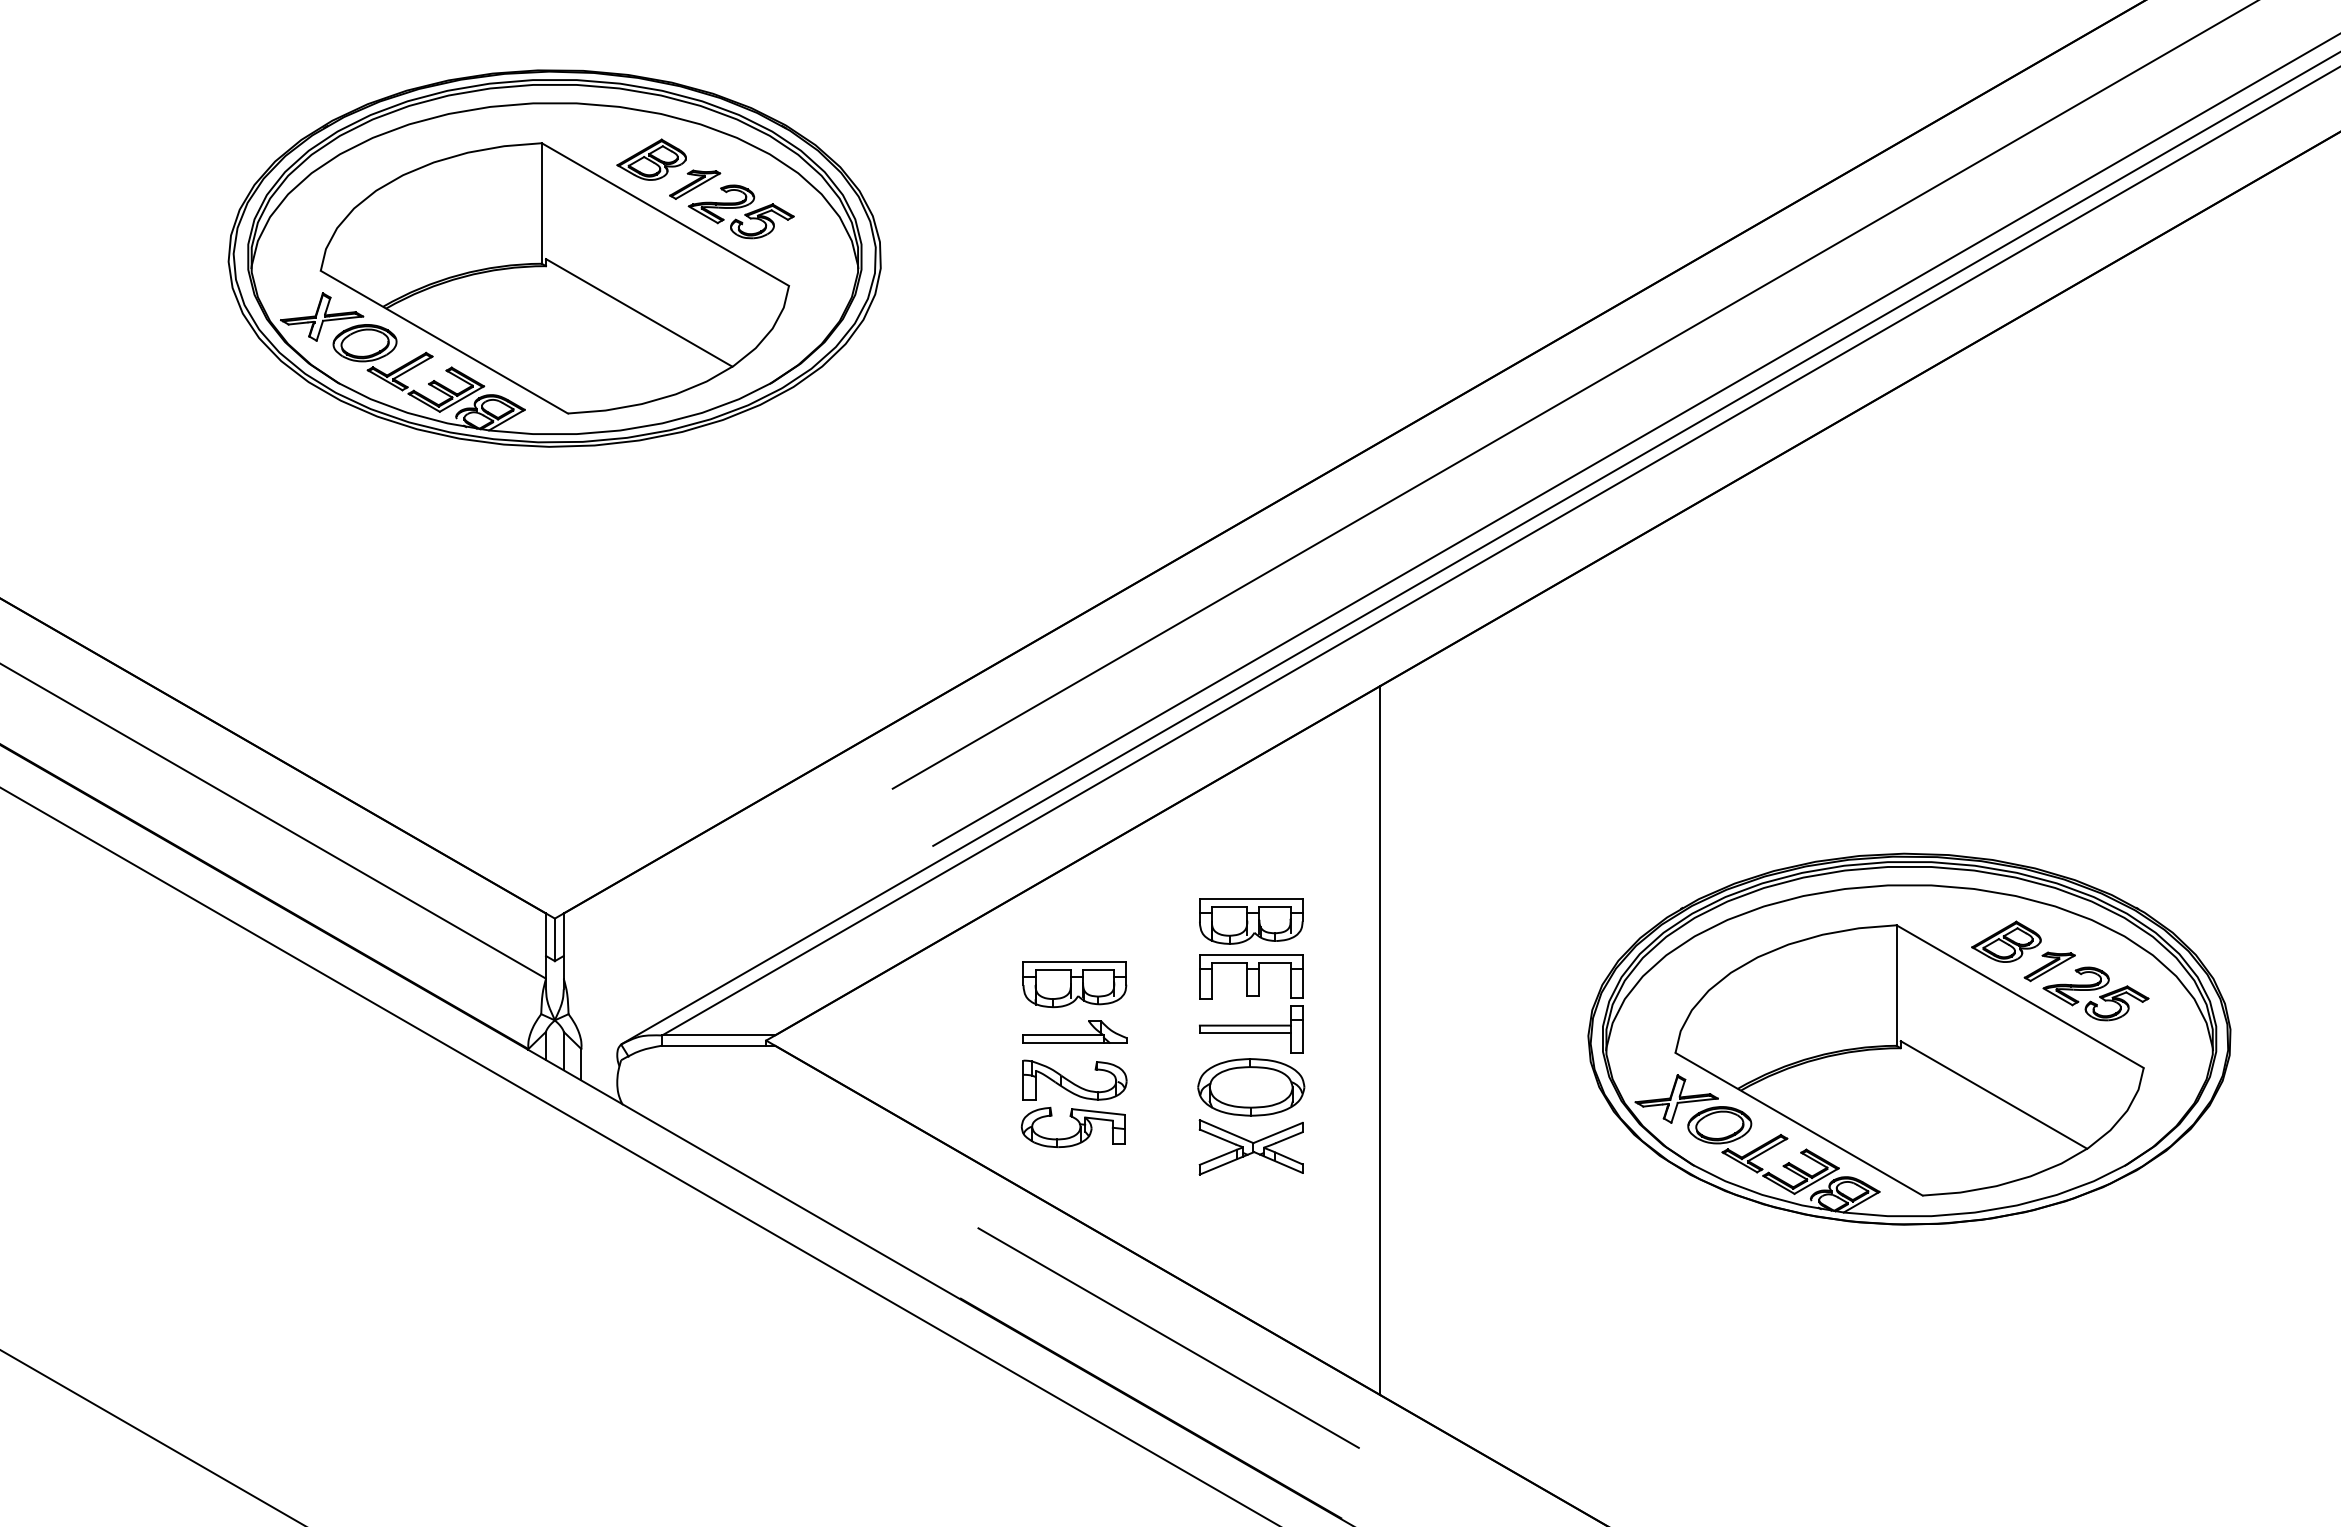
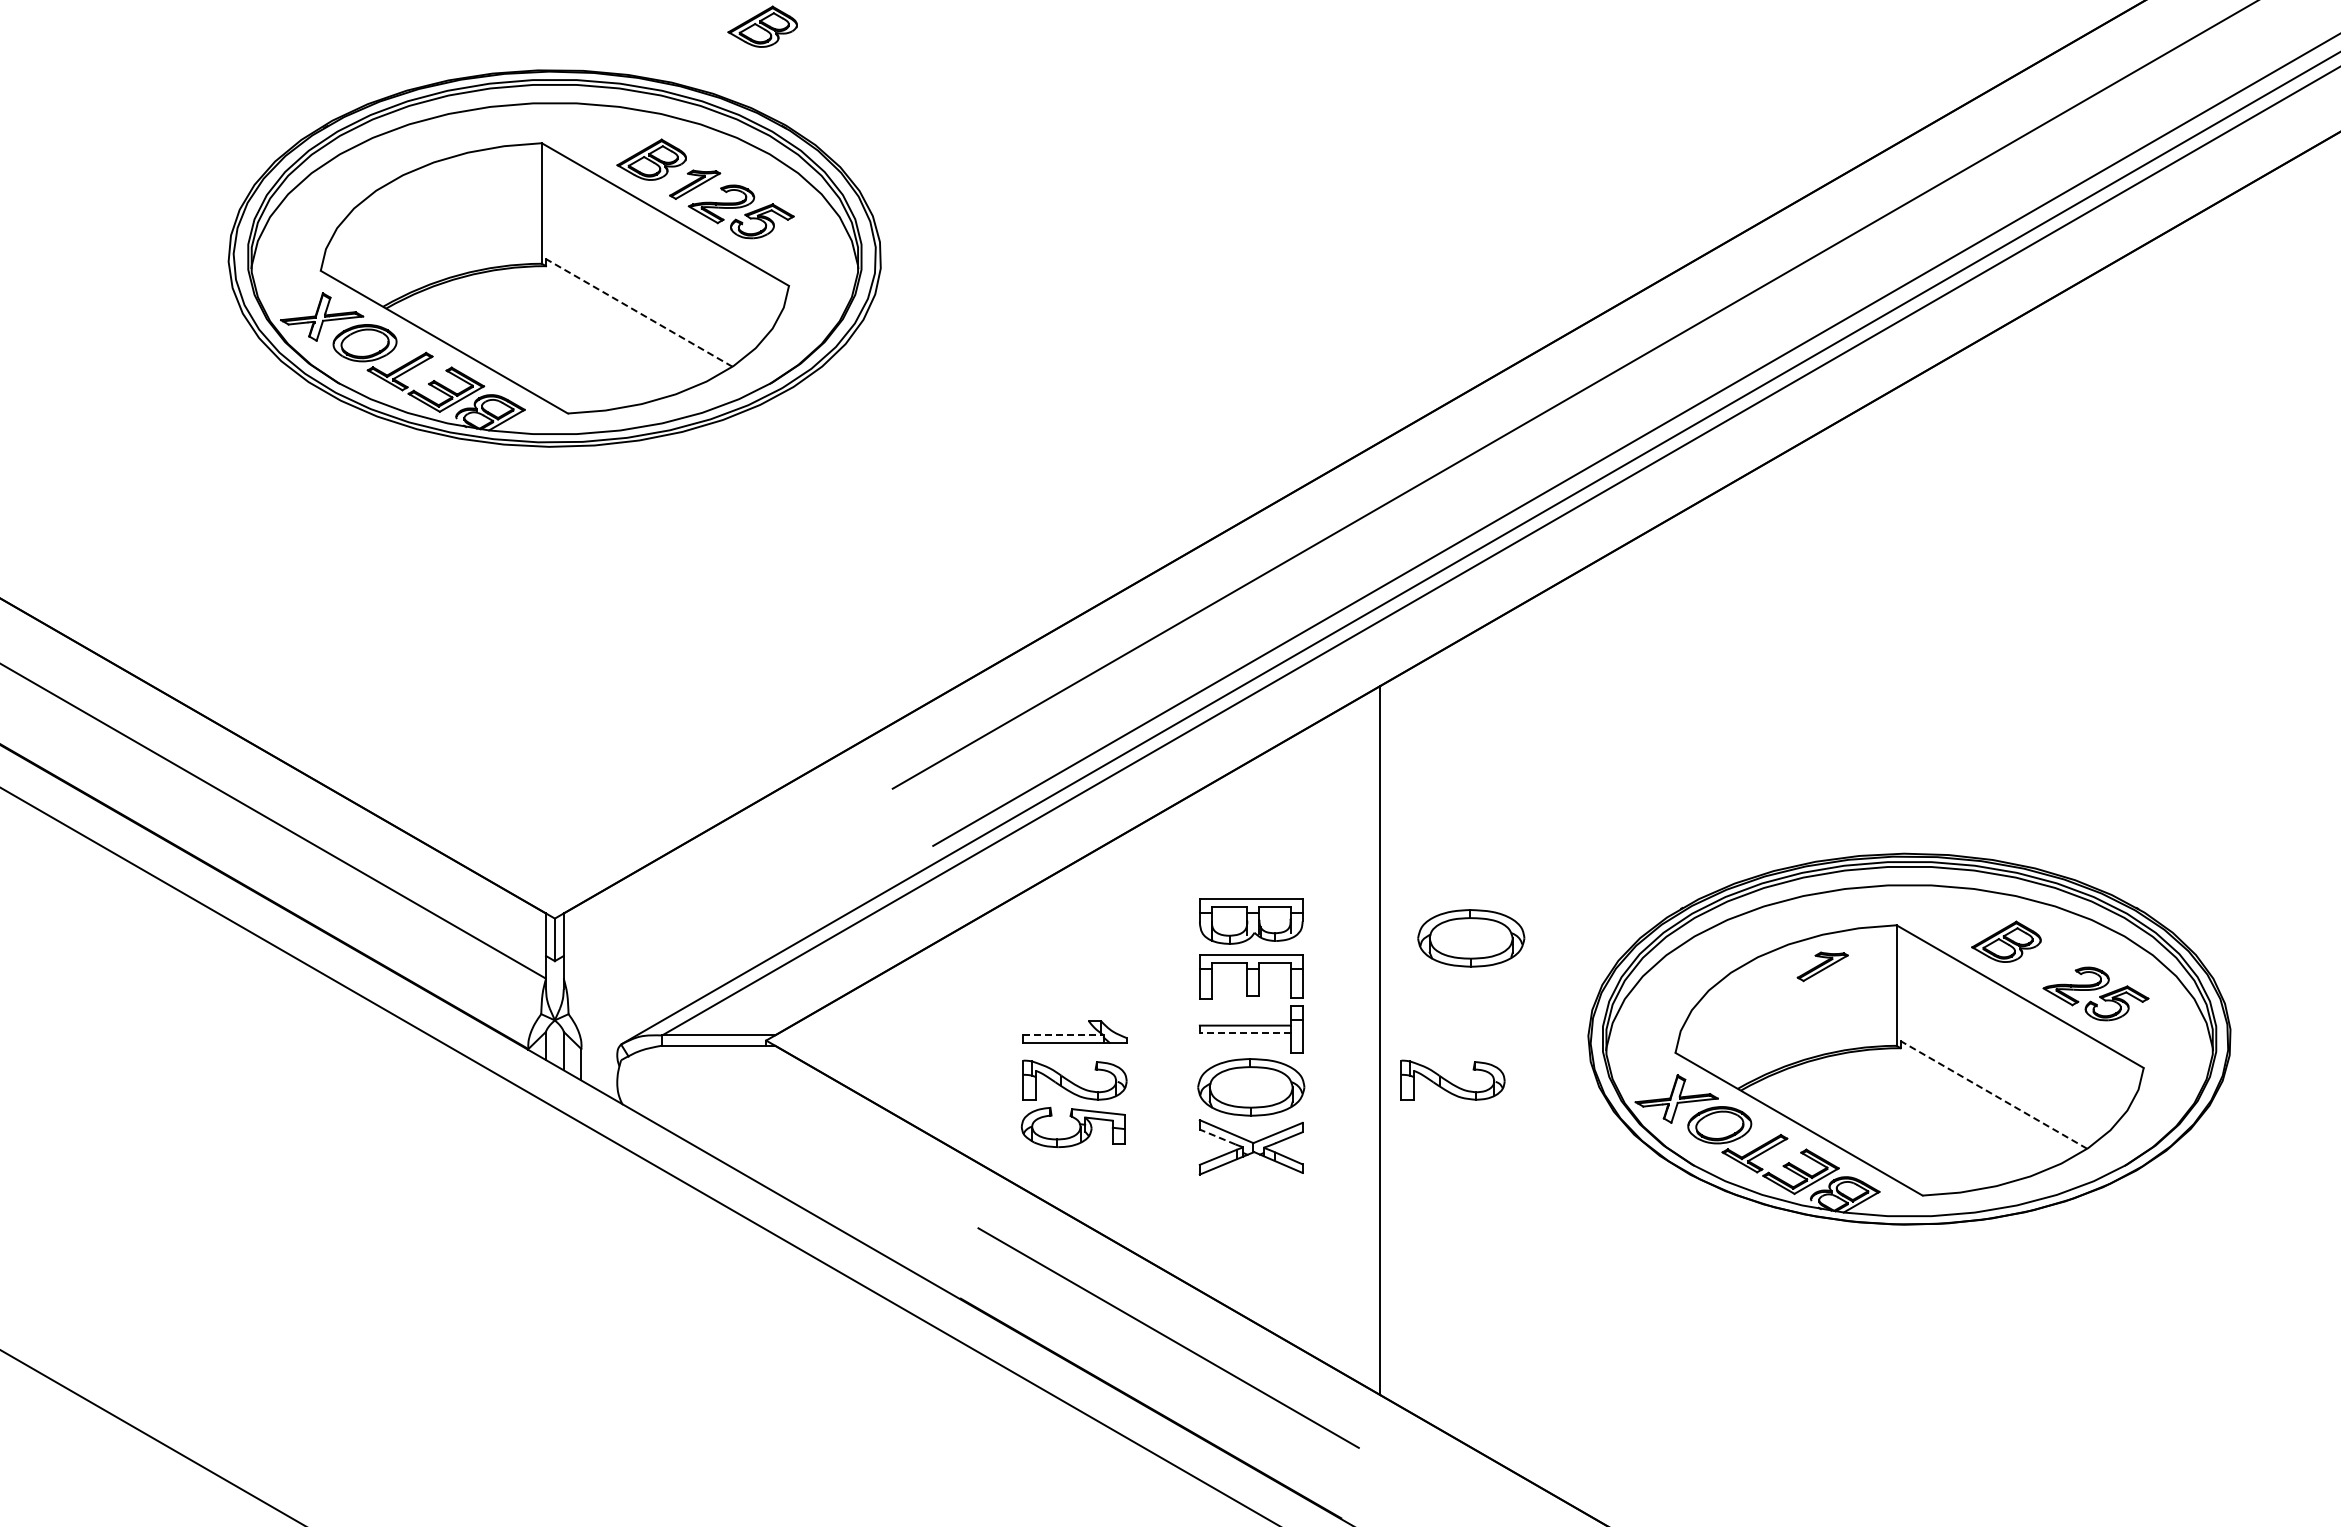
part: none -> present (762, 26)
line: solid -> dashed (639, 312)
part: none -> present (1471, 938)
part position: (2049, 966) -> (1822, 966) (1822, 966)
part: present -> none (1074, 984)
line: solid -> dashed (1244, 1033)
line: solid -> dashed (1064, 1035)
part: none -> present (1452, 1079)
line: solid -> dashed (1993, 1094)
line: solid -> dashed (1217, 1136)
